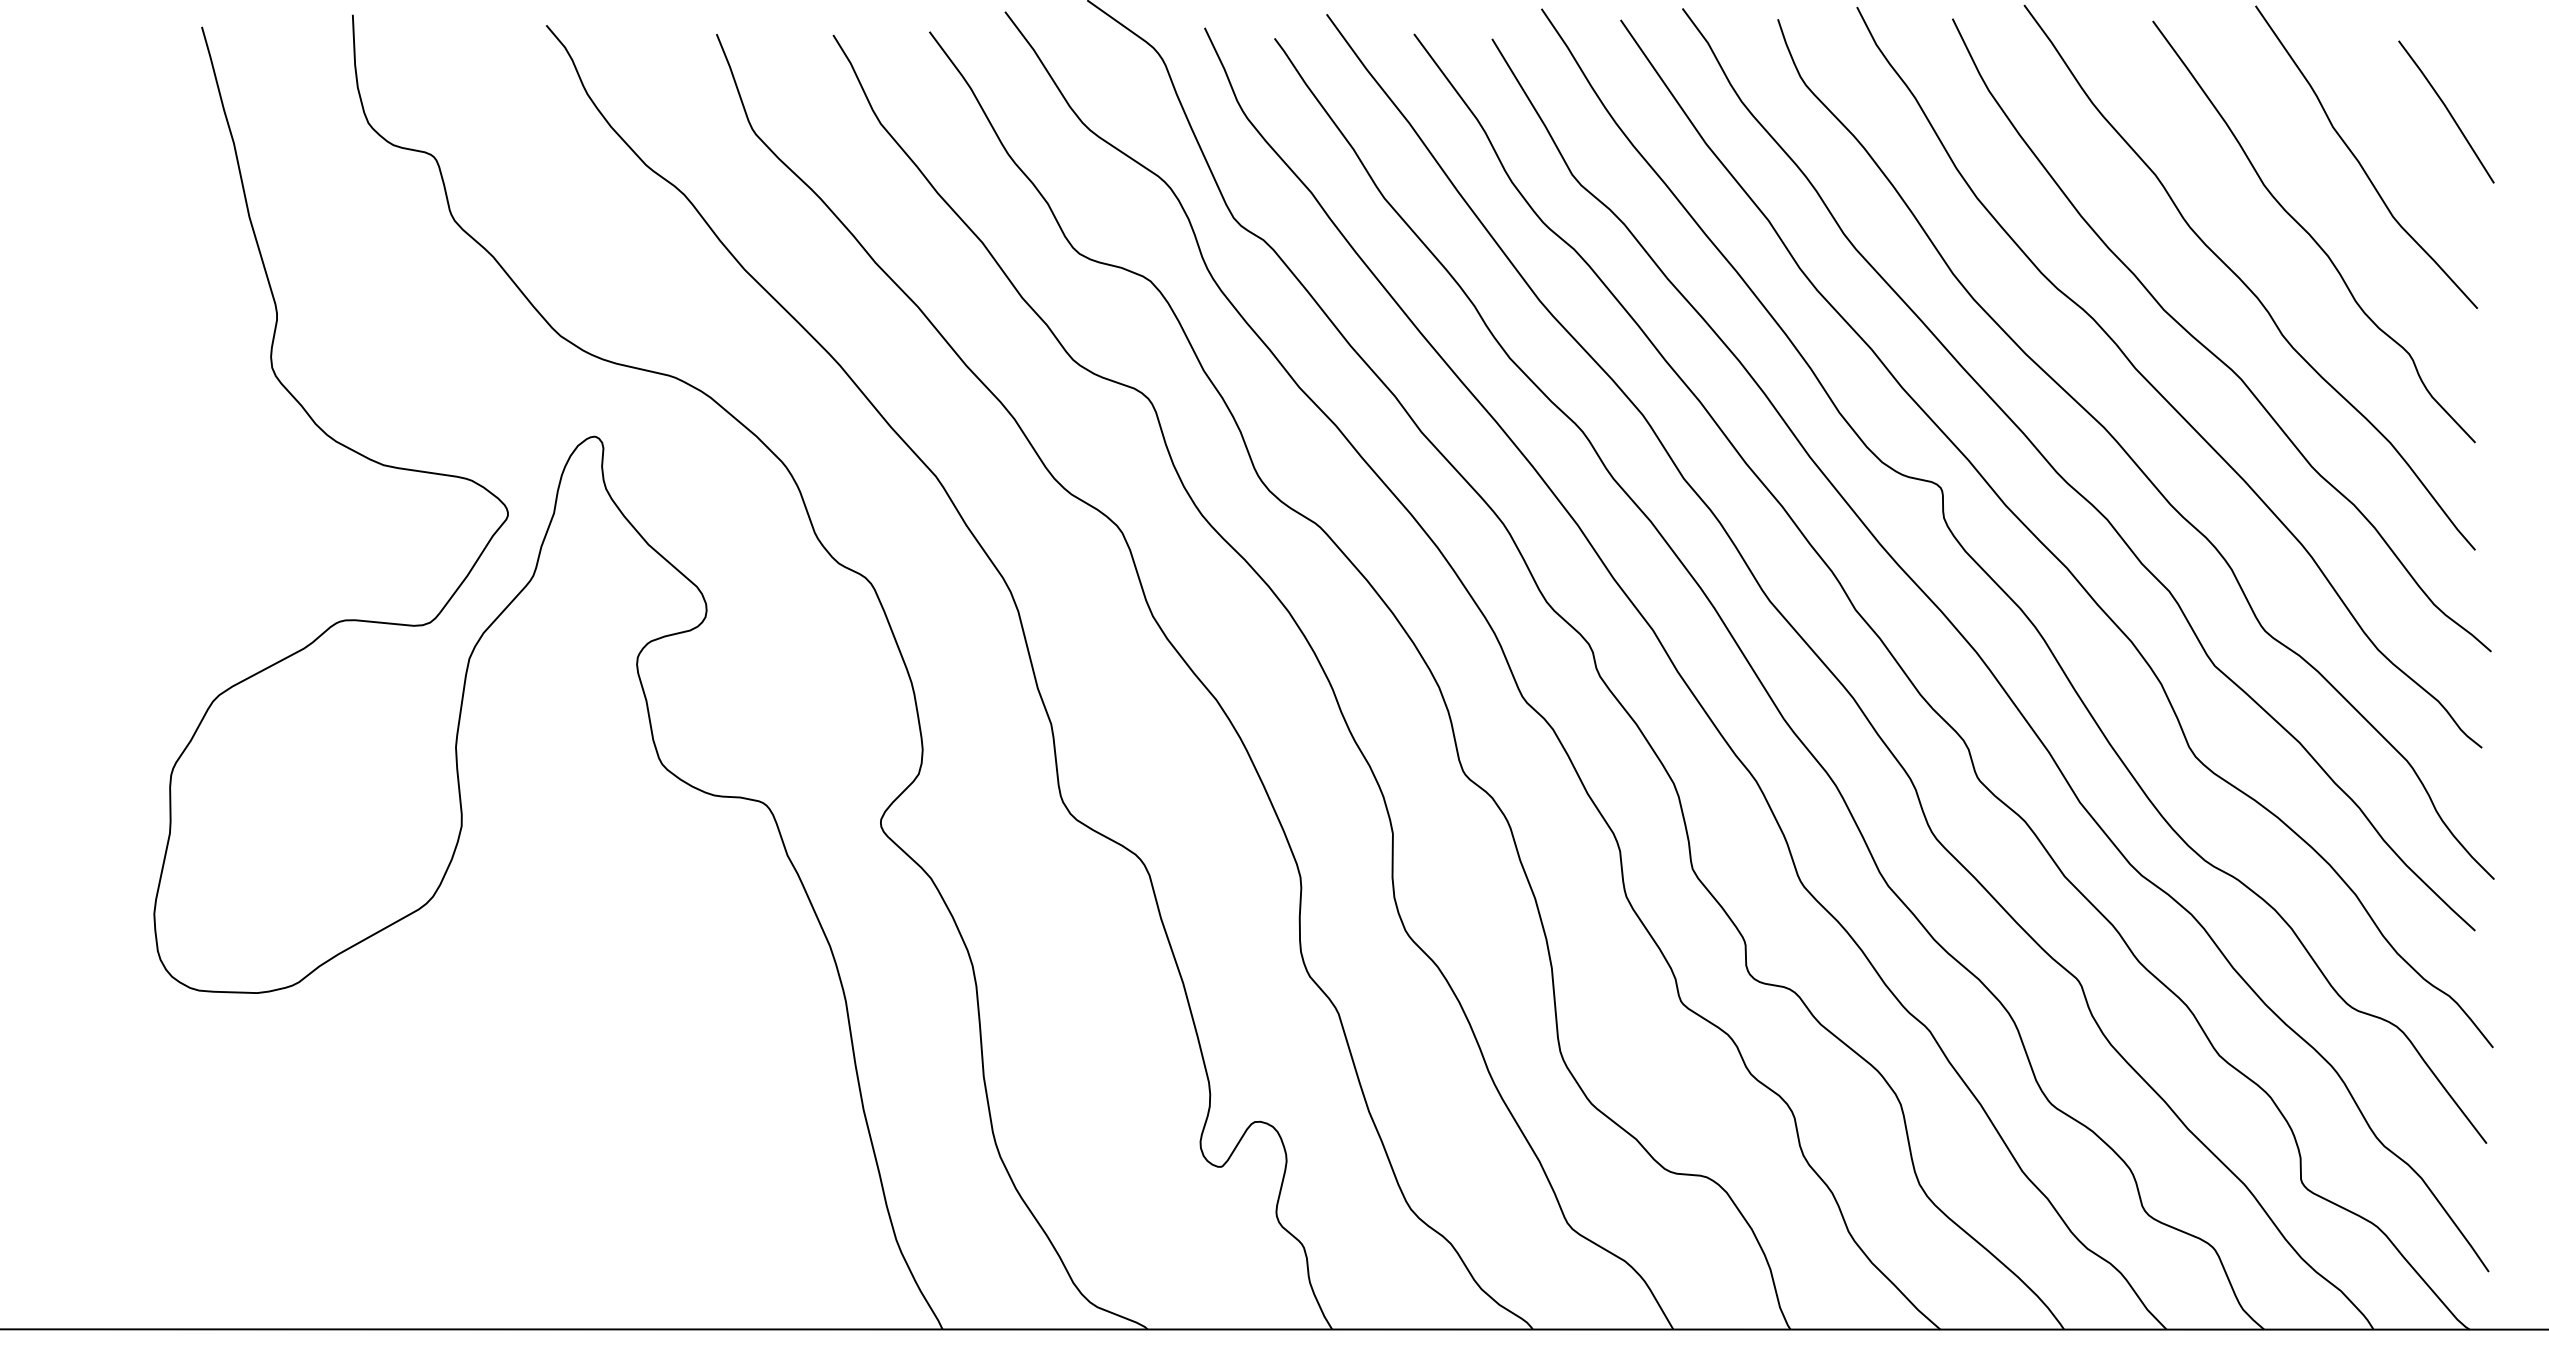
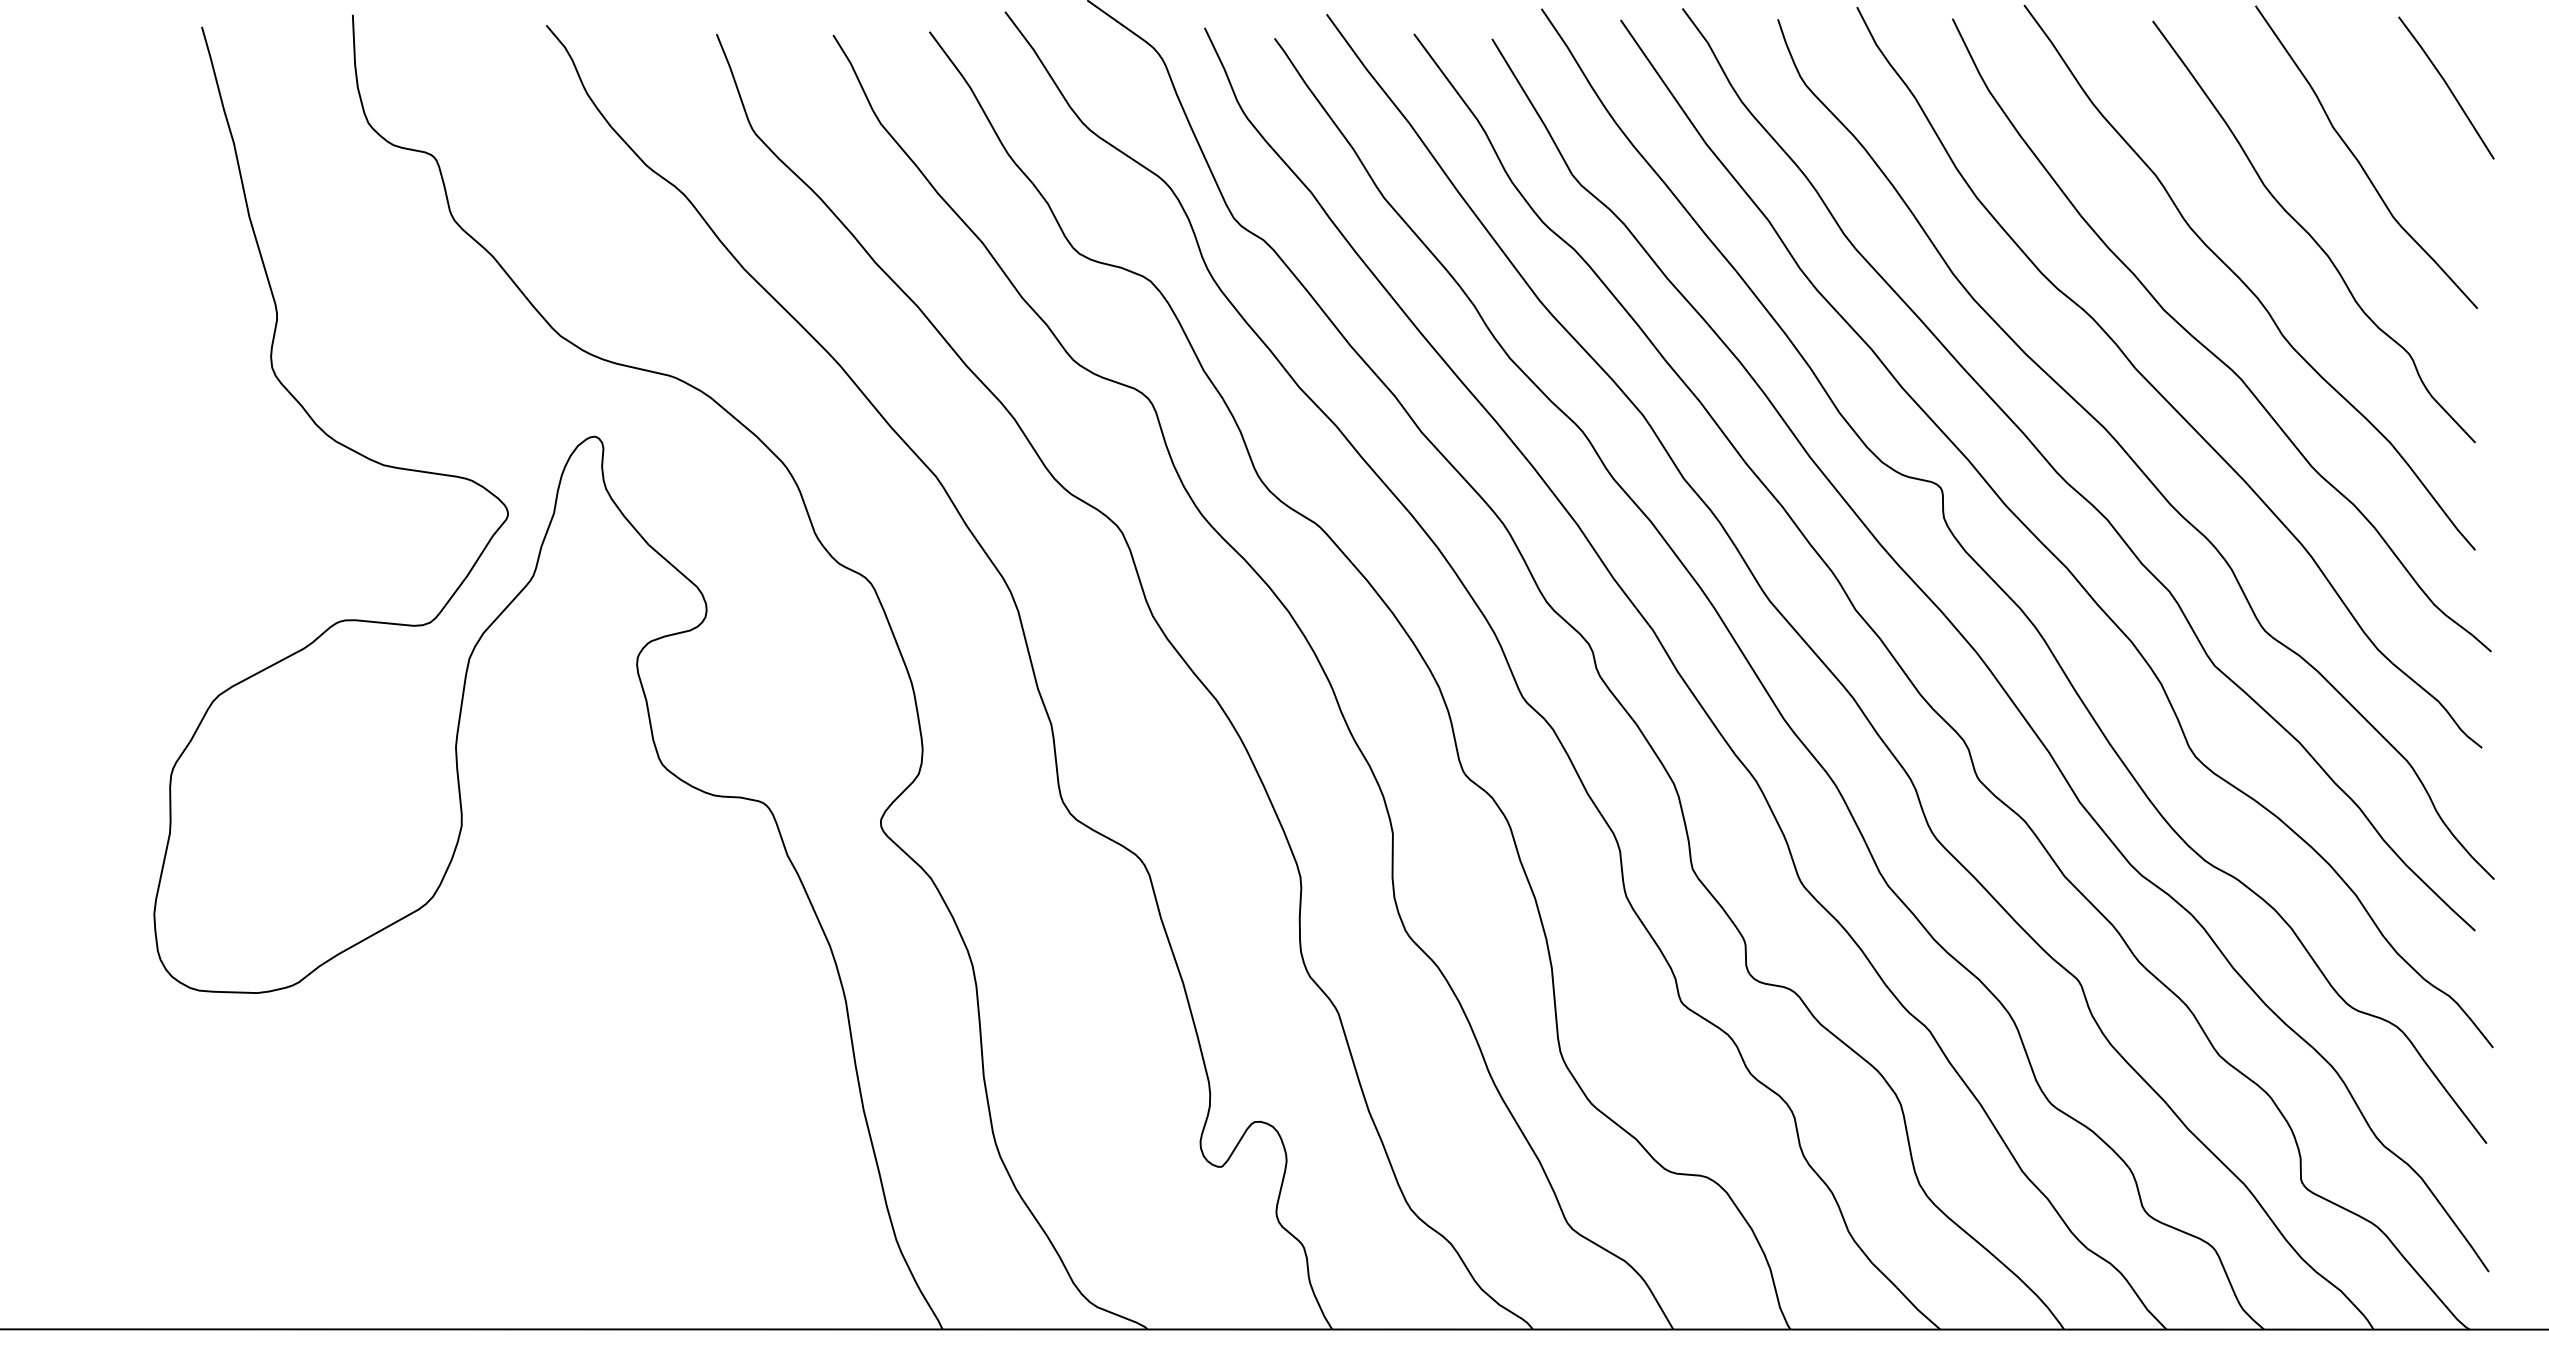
line position: (2447, 111) -> (2447, 87) (2447, 87)
